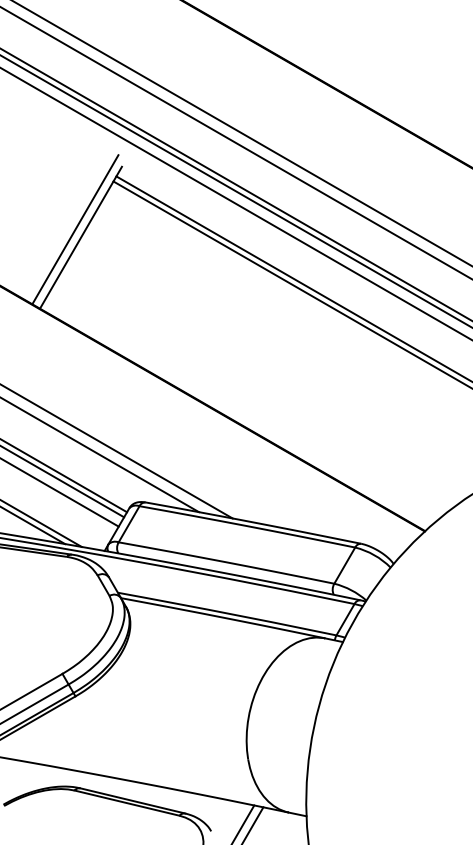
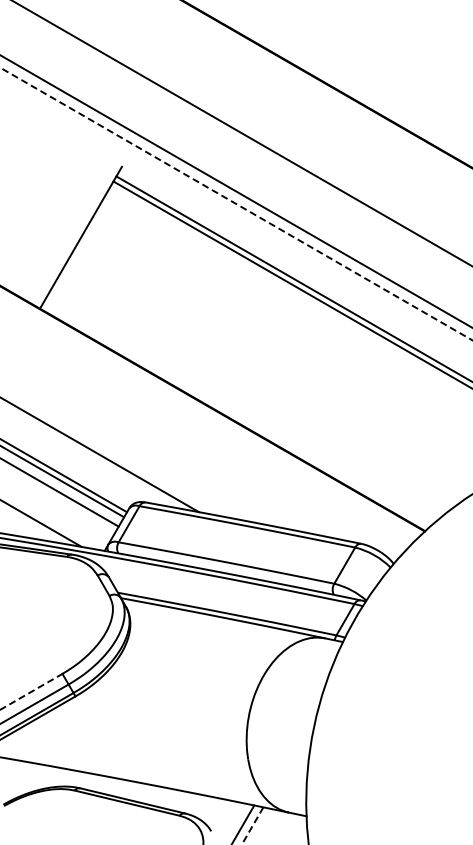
line: present -> none (235, 142)
line: present -> none (235, 184)
line: solid -> dashed (236, 204)
line: present -> none (75, 229)
line: present -> none (117, 451)
line: present -> none (33, 525)
line: solid -> dashed (31, 691)
line: solid -> dashed (252, 826)
